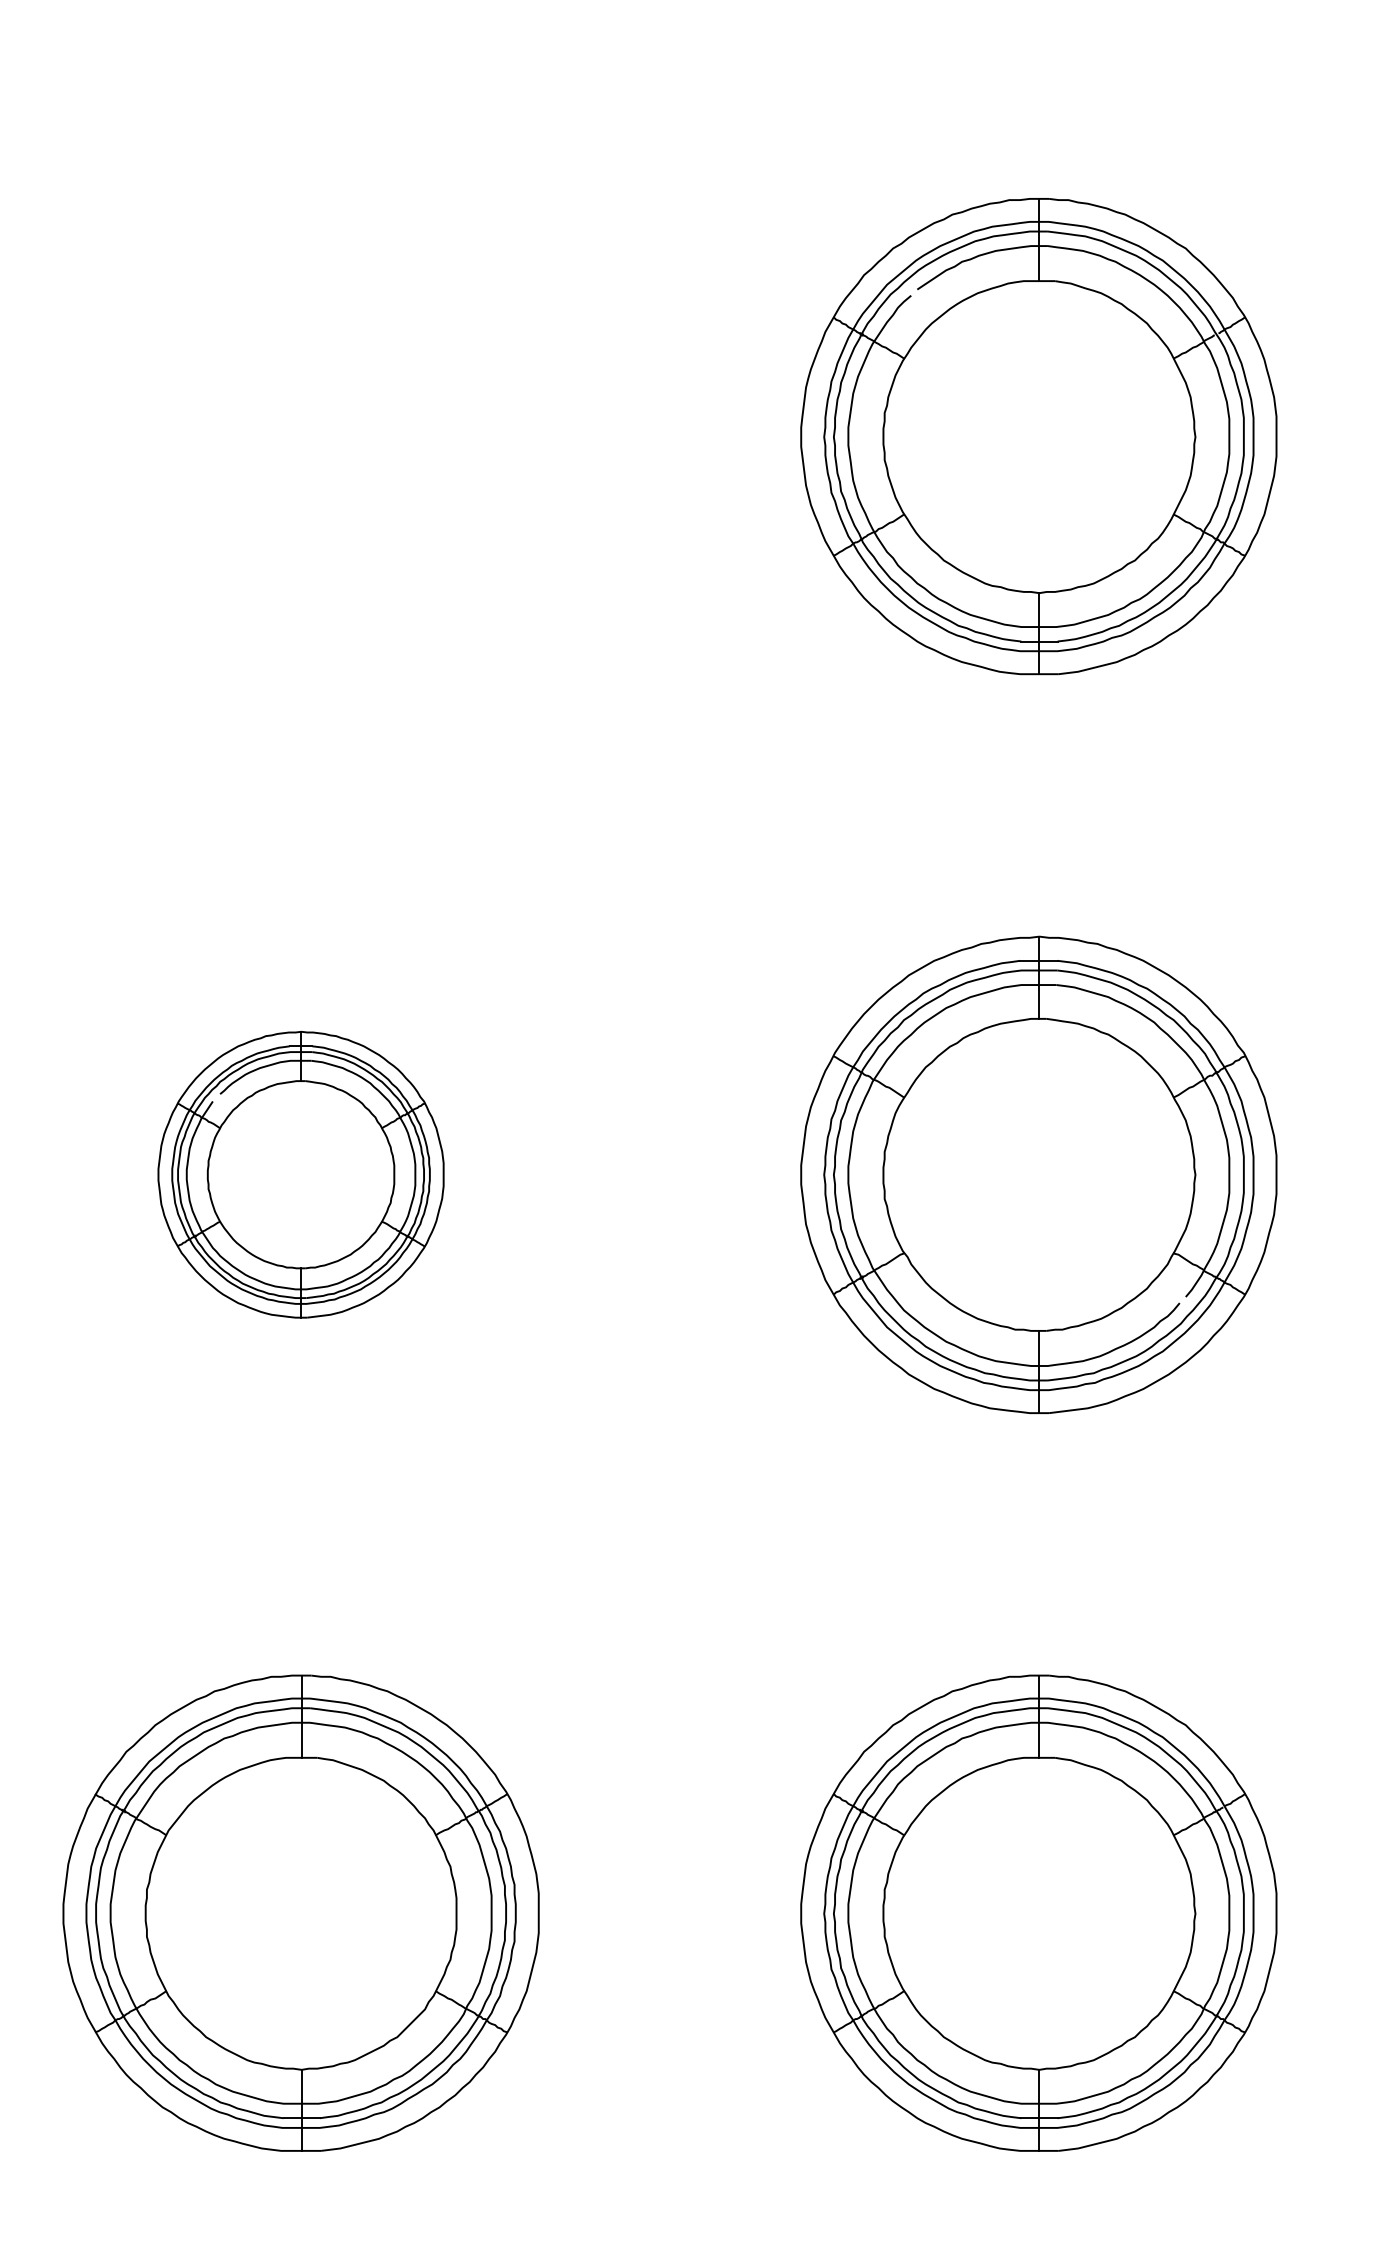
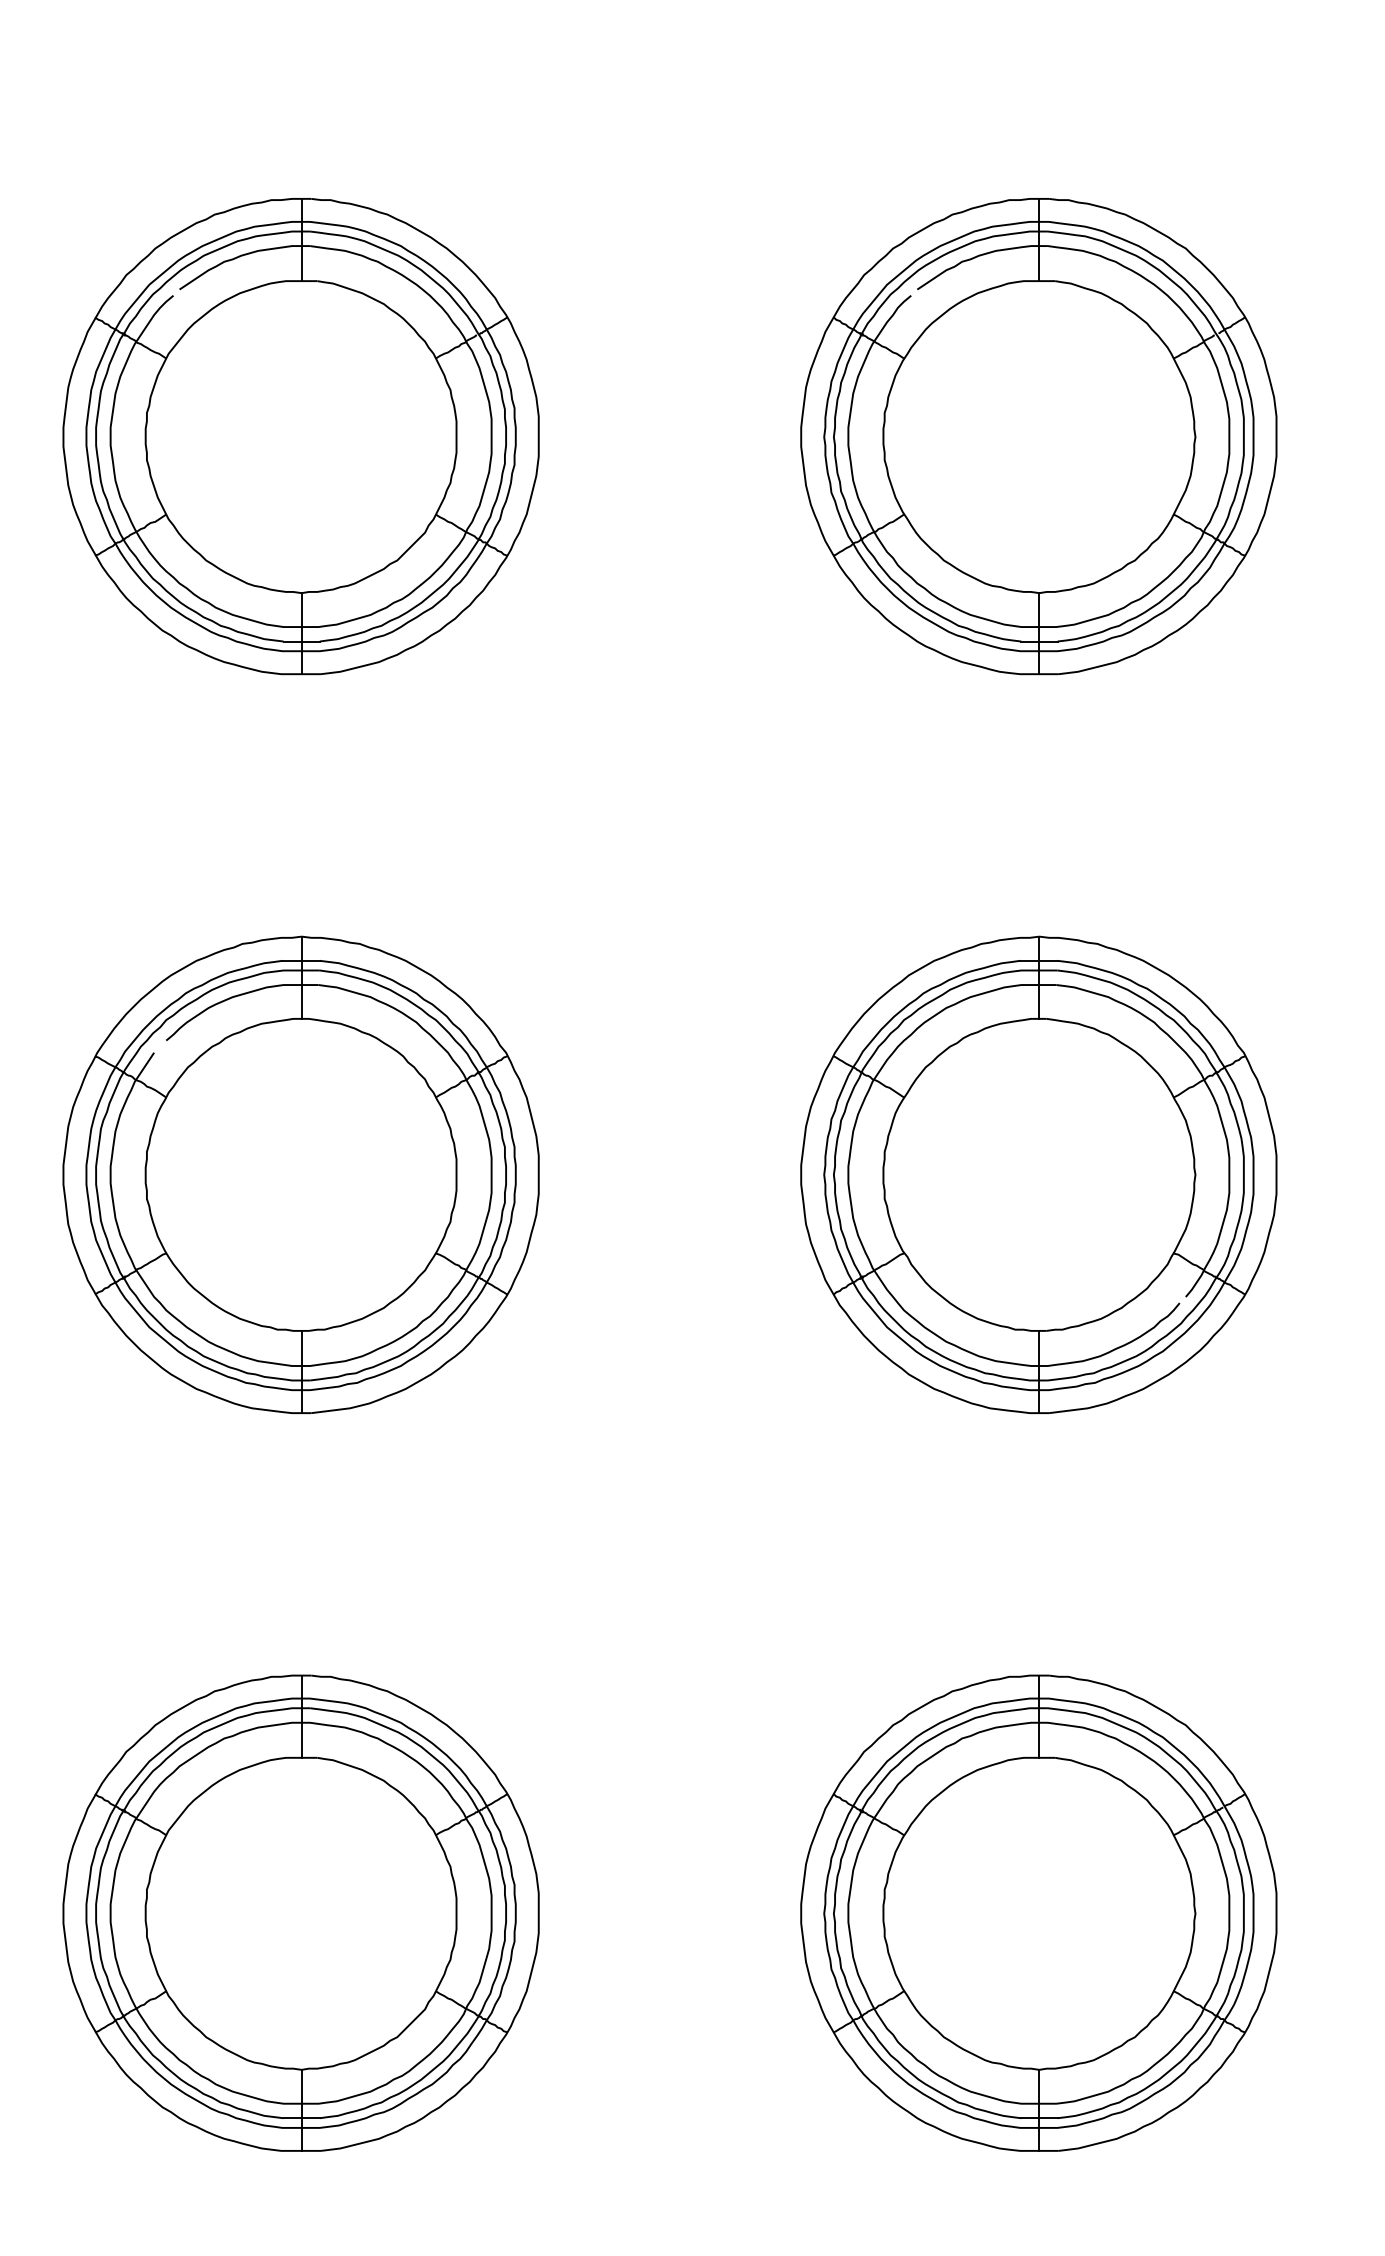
part: none -> present (300, 436)
part size: 288x288 px -> 478x479 px (300, 1174)
